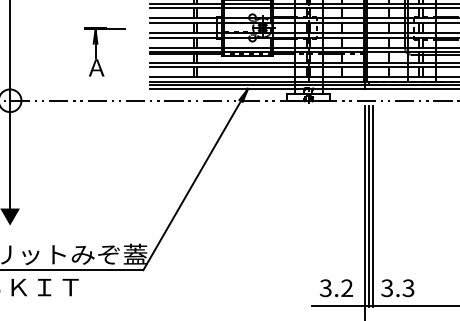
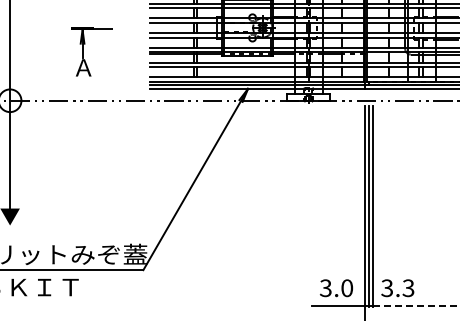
part position: (96, 51) -> (83, 51) (83, 51)
text: 3.2 -> 3.0 (347, 288)
line: solid -> dashed (416, 305)
